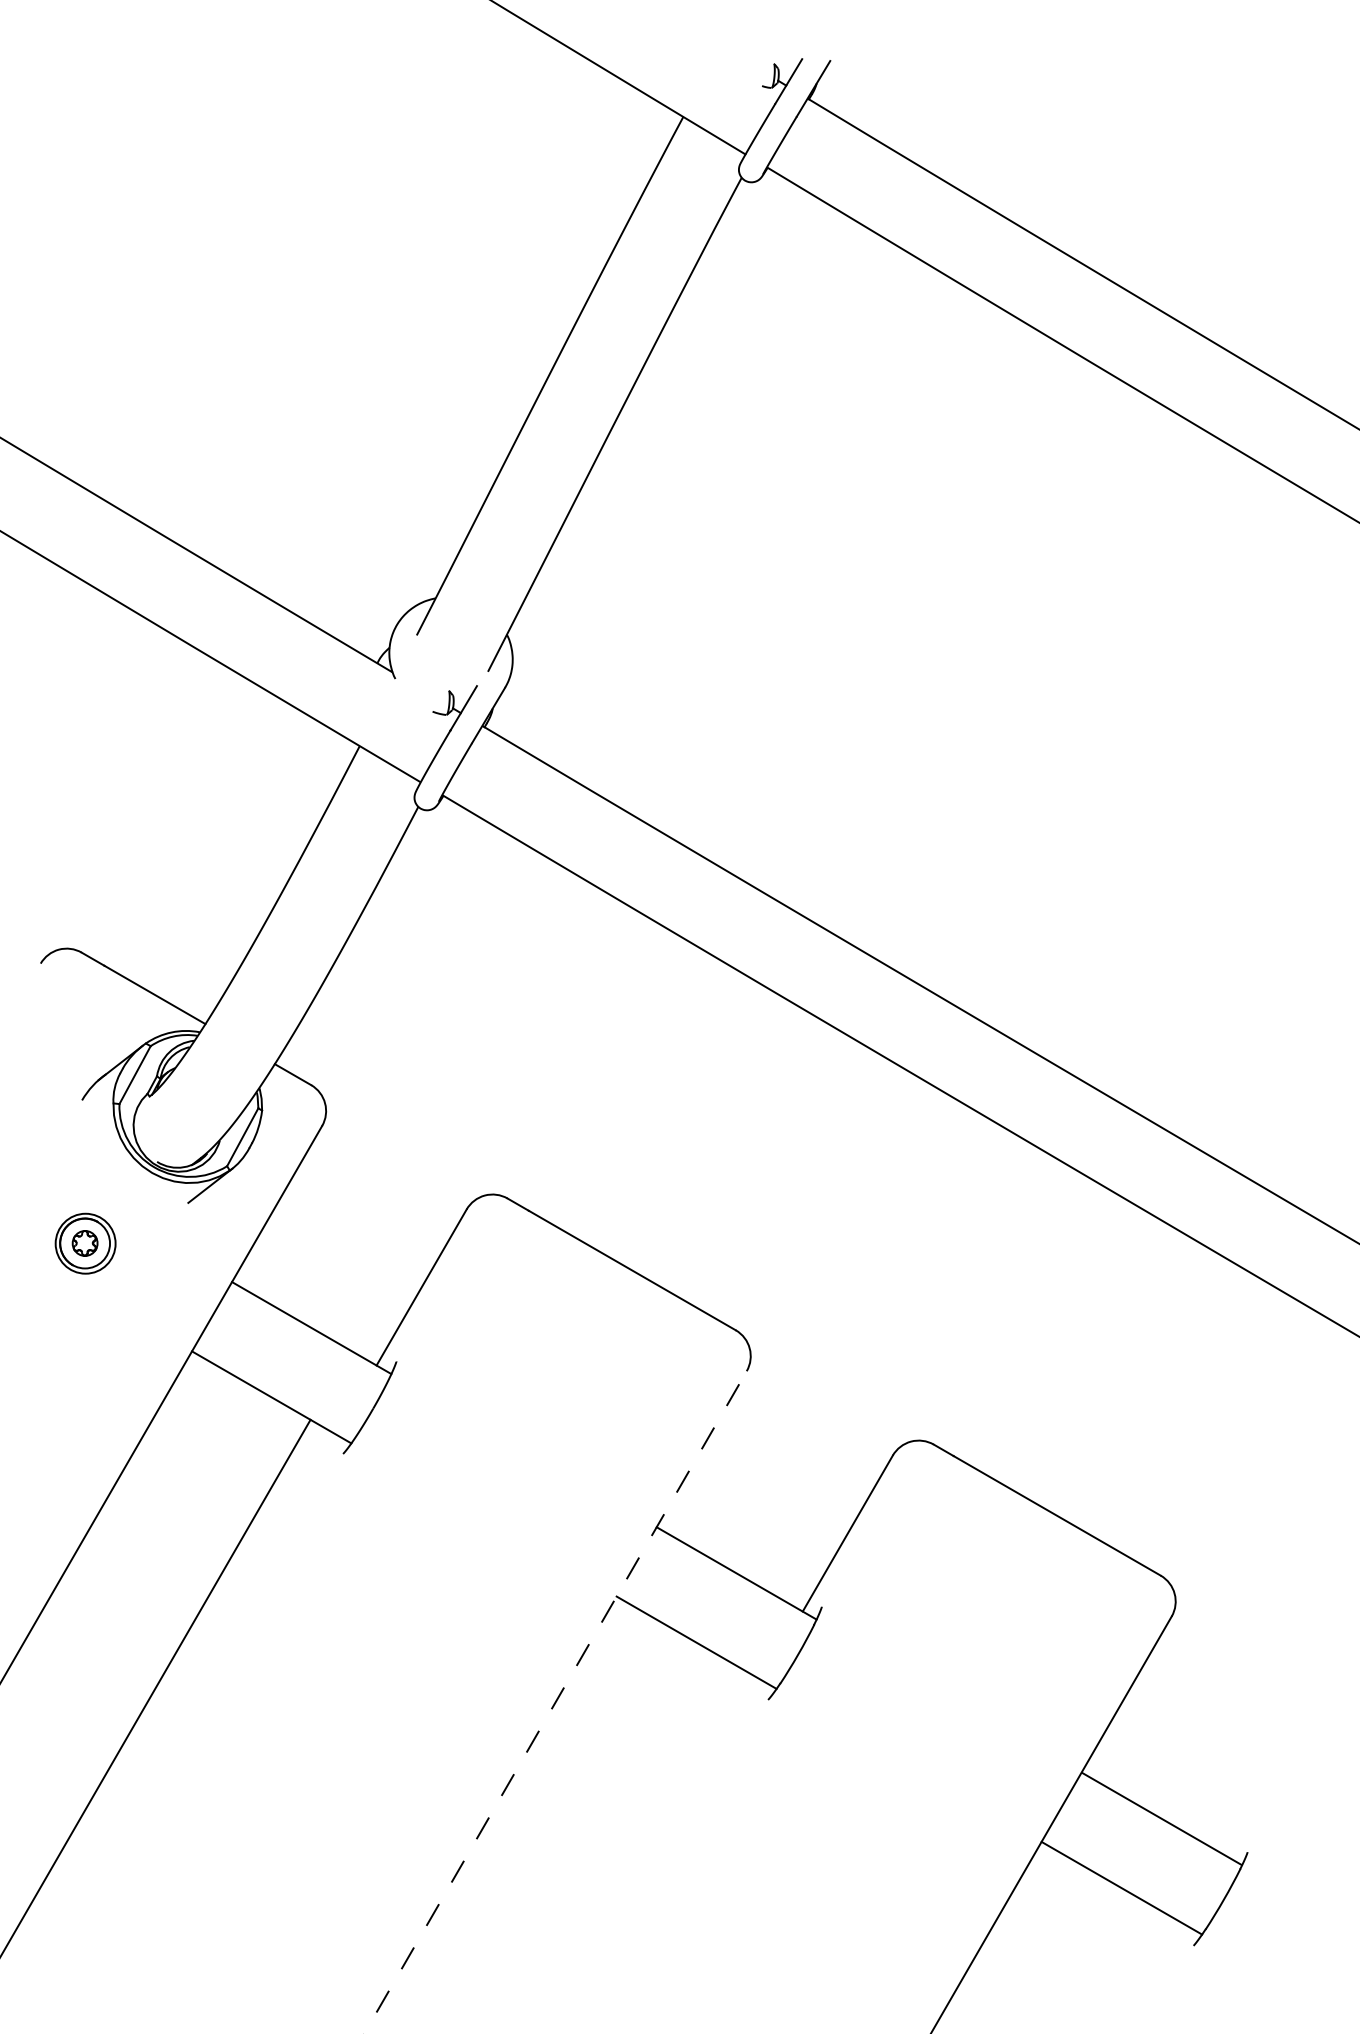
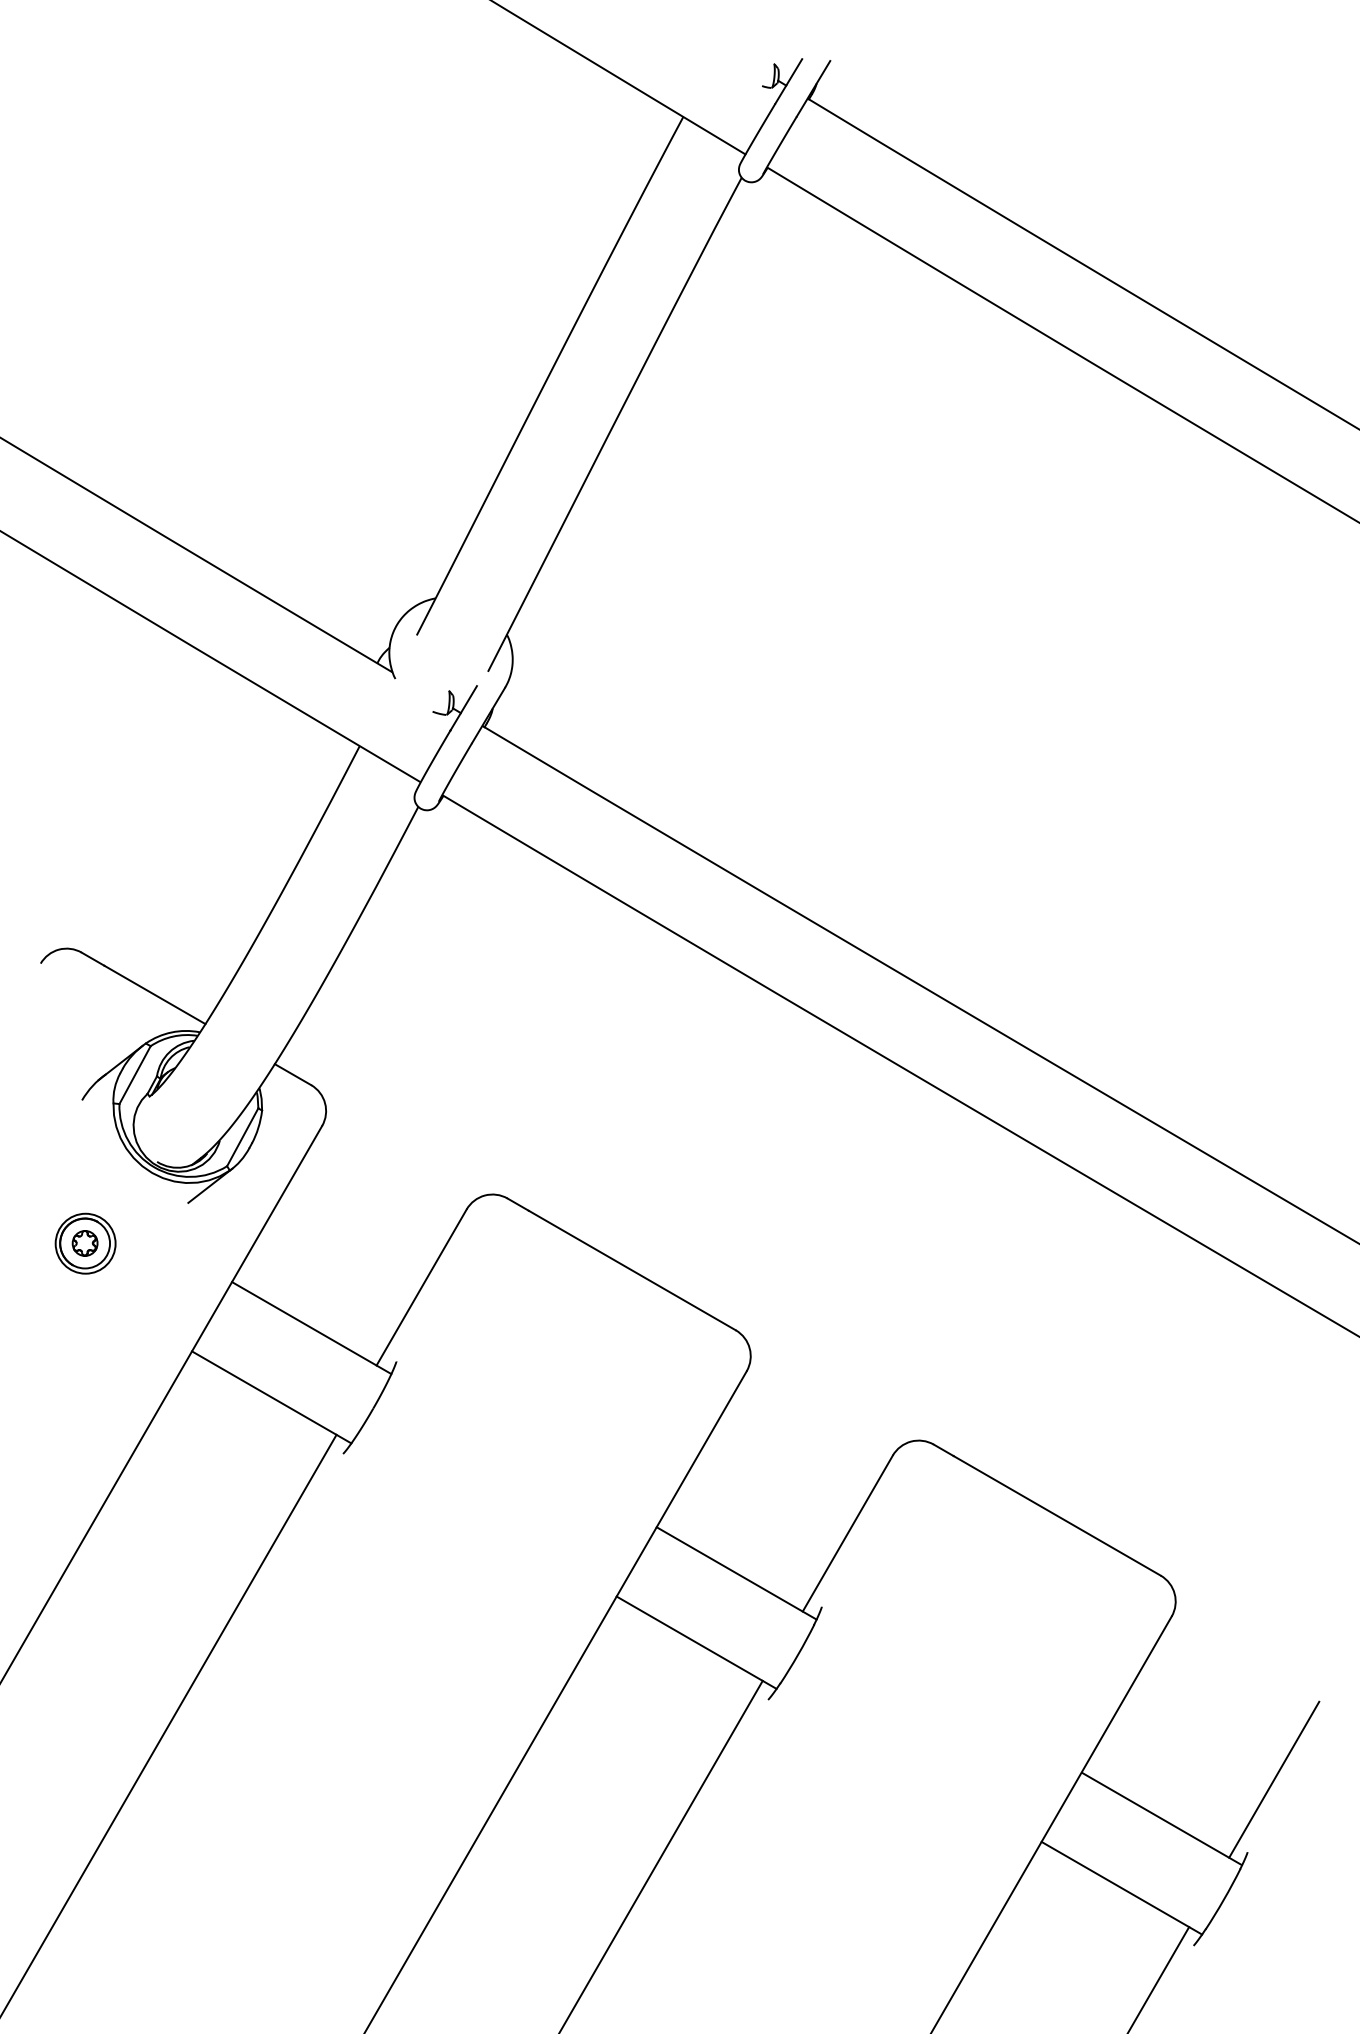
line position: (156, 1686) -> (169, 1723) (169, 1723)
line: dashed -> solid (555, 1702)
line: none -> present (1274, 1779)
line: none -> present (661, 1855)
line: none -> present (1159, 1978)
